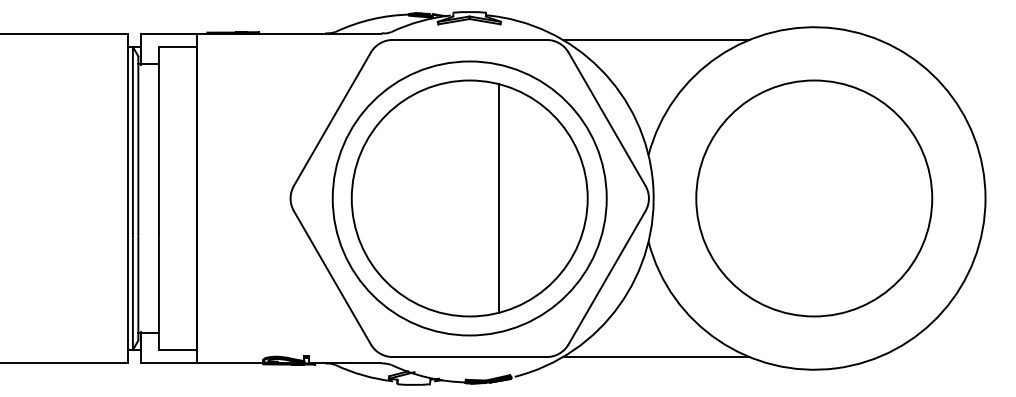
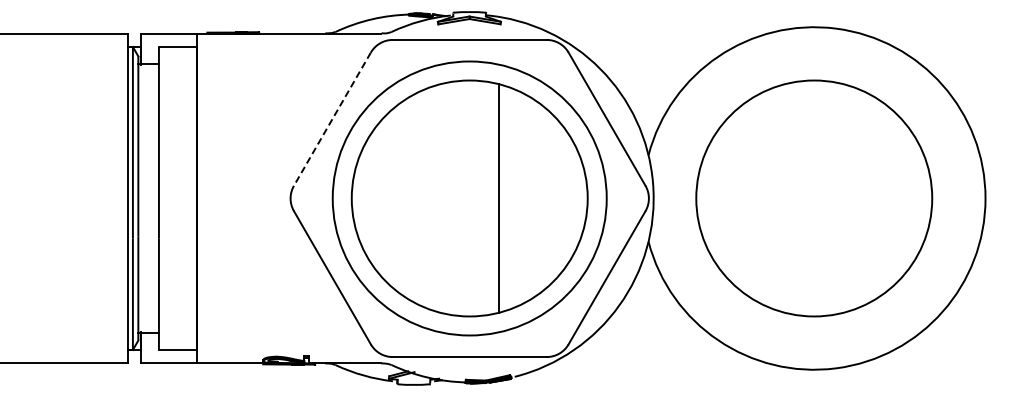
line: present -> none (655, 39)
line: solid -> dashed (332, 119)
line: present -> none (655, 357)
